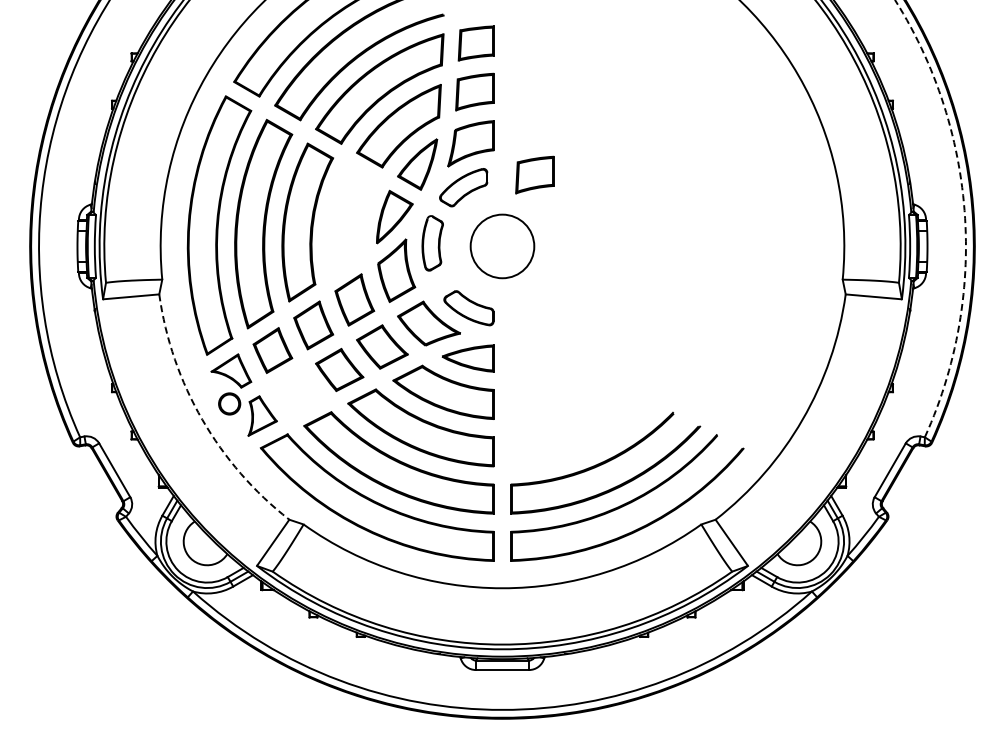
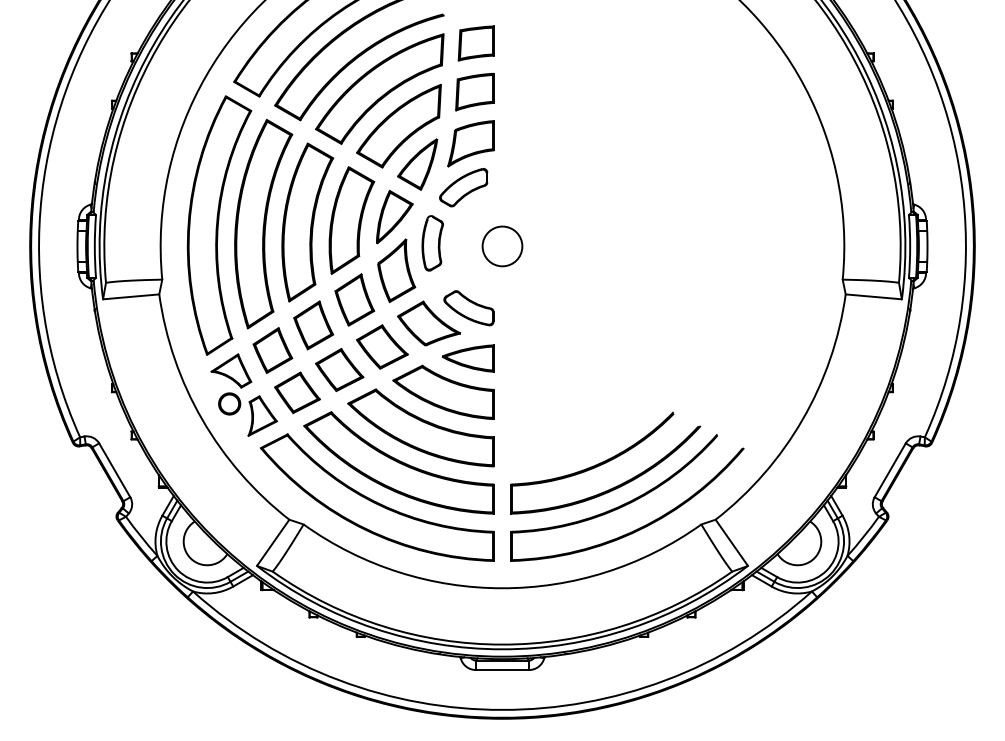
part: present -> none (534, 174)
arc: dashed -> solid (964, 213)
part: none -> present (351, 220)
circle diameter: 64 px -> 40 px (502, 246)
part: none -> present (297, 392)
arc: dashed -> solid (202, 419)
